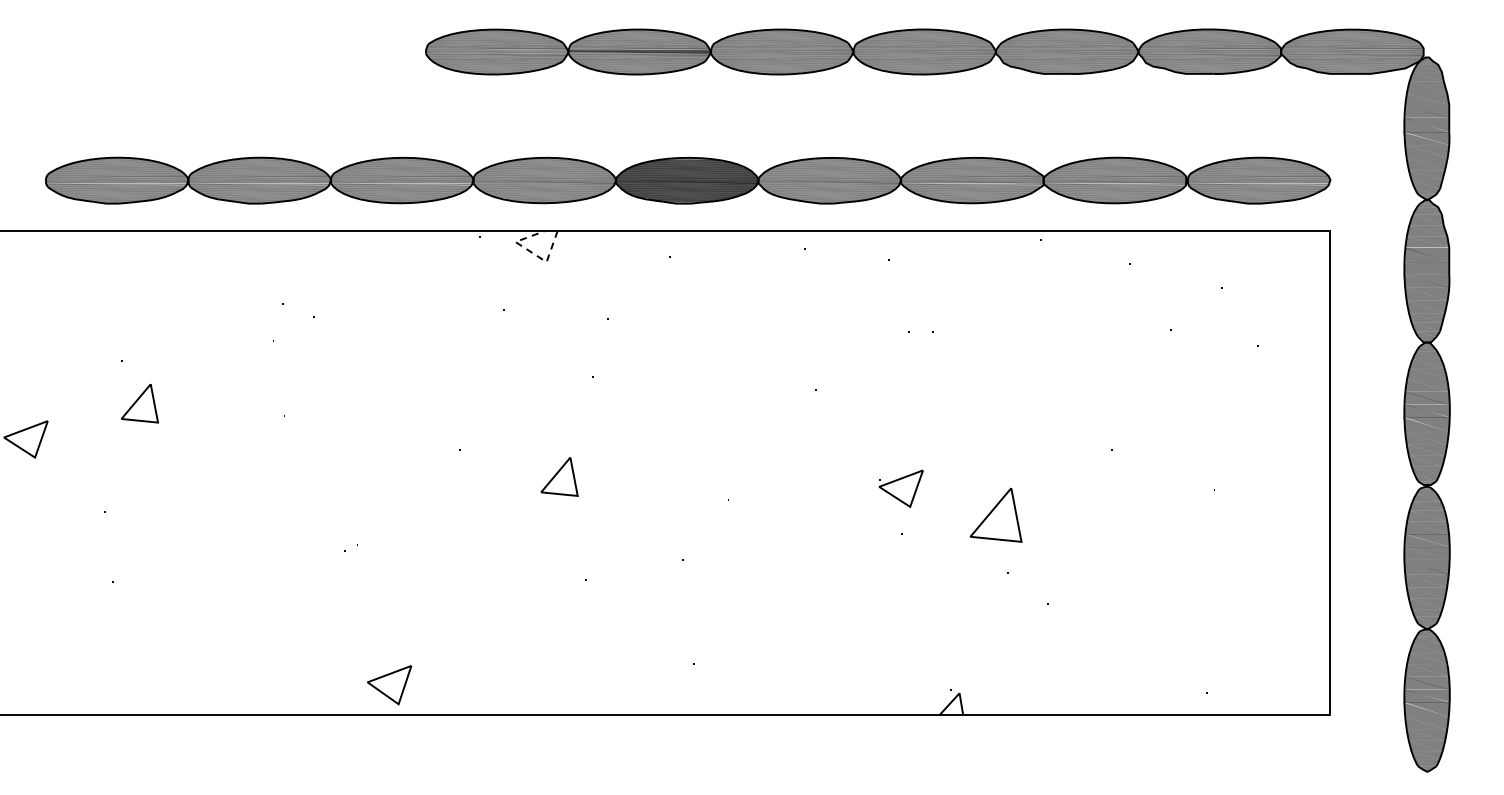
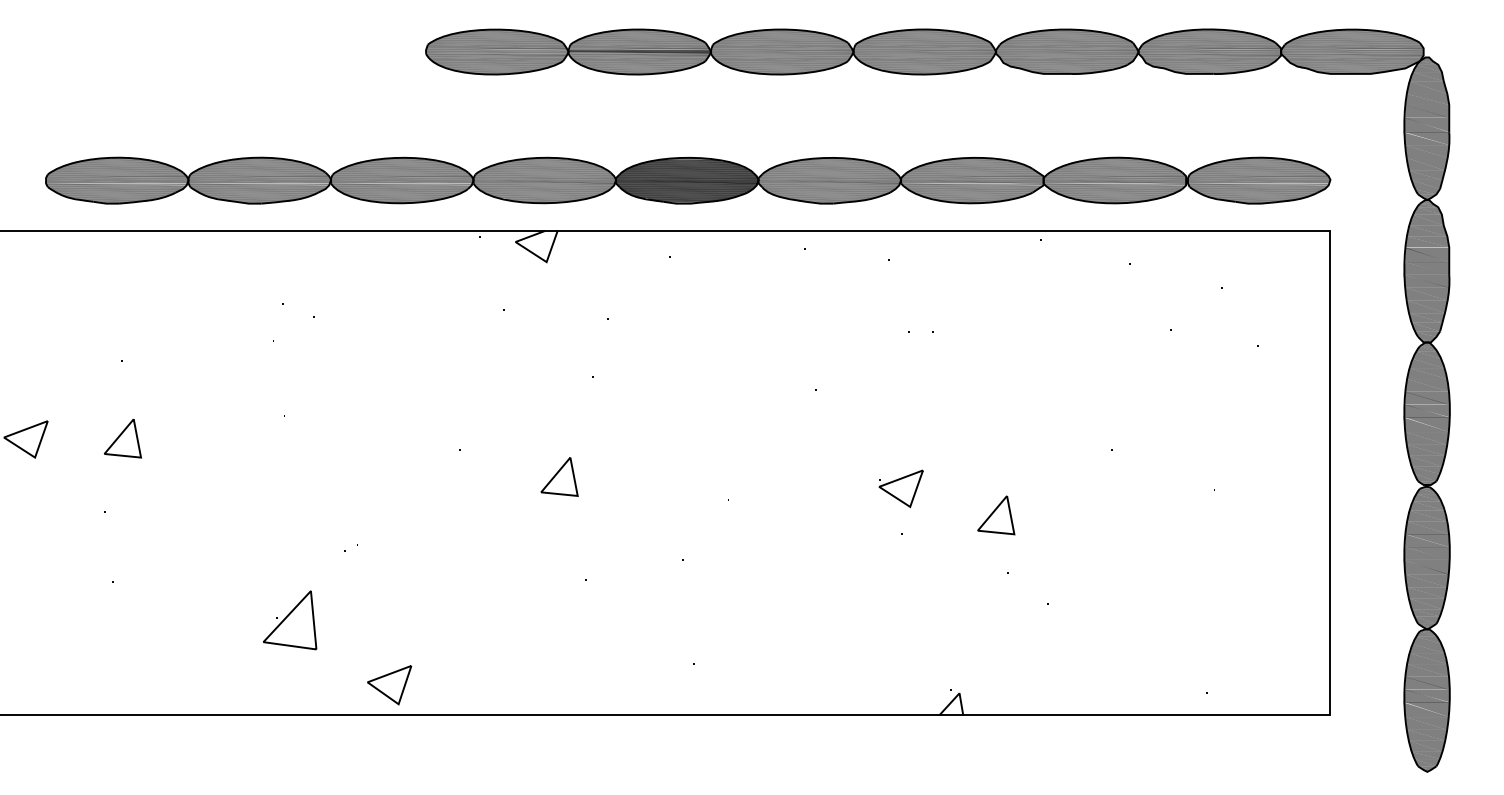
line: dashed -> solid (531, 252)
part position: (139, 403) -> (122, 438) (122, 438)
part size: 54x56 px -> 39x41 px (996, 515)
part: none -> present (289, 620)
